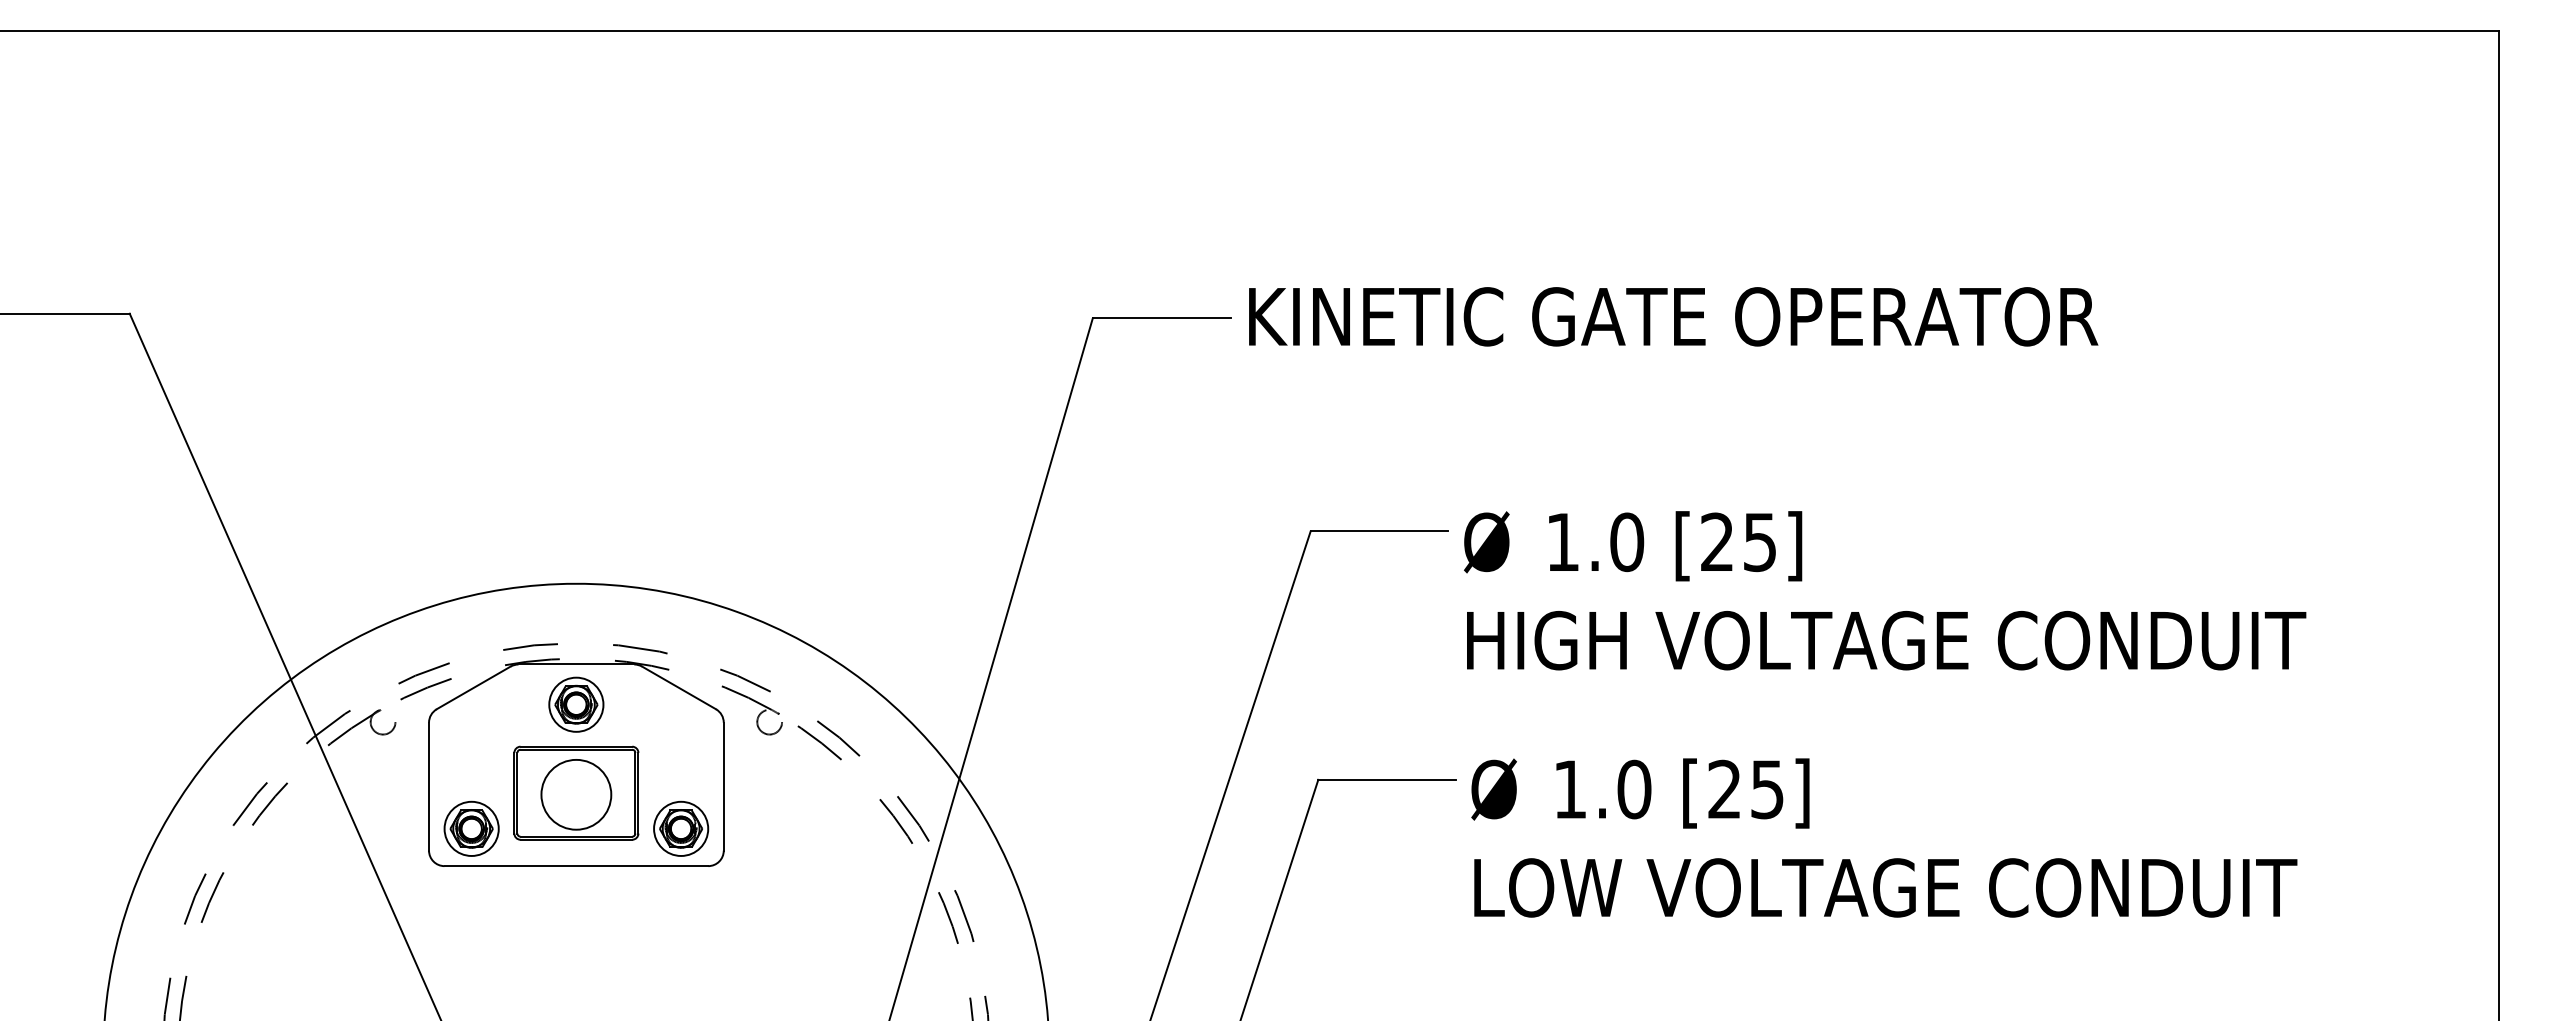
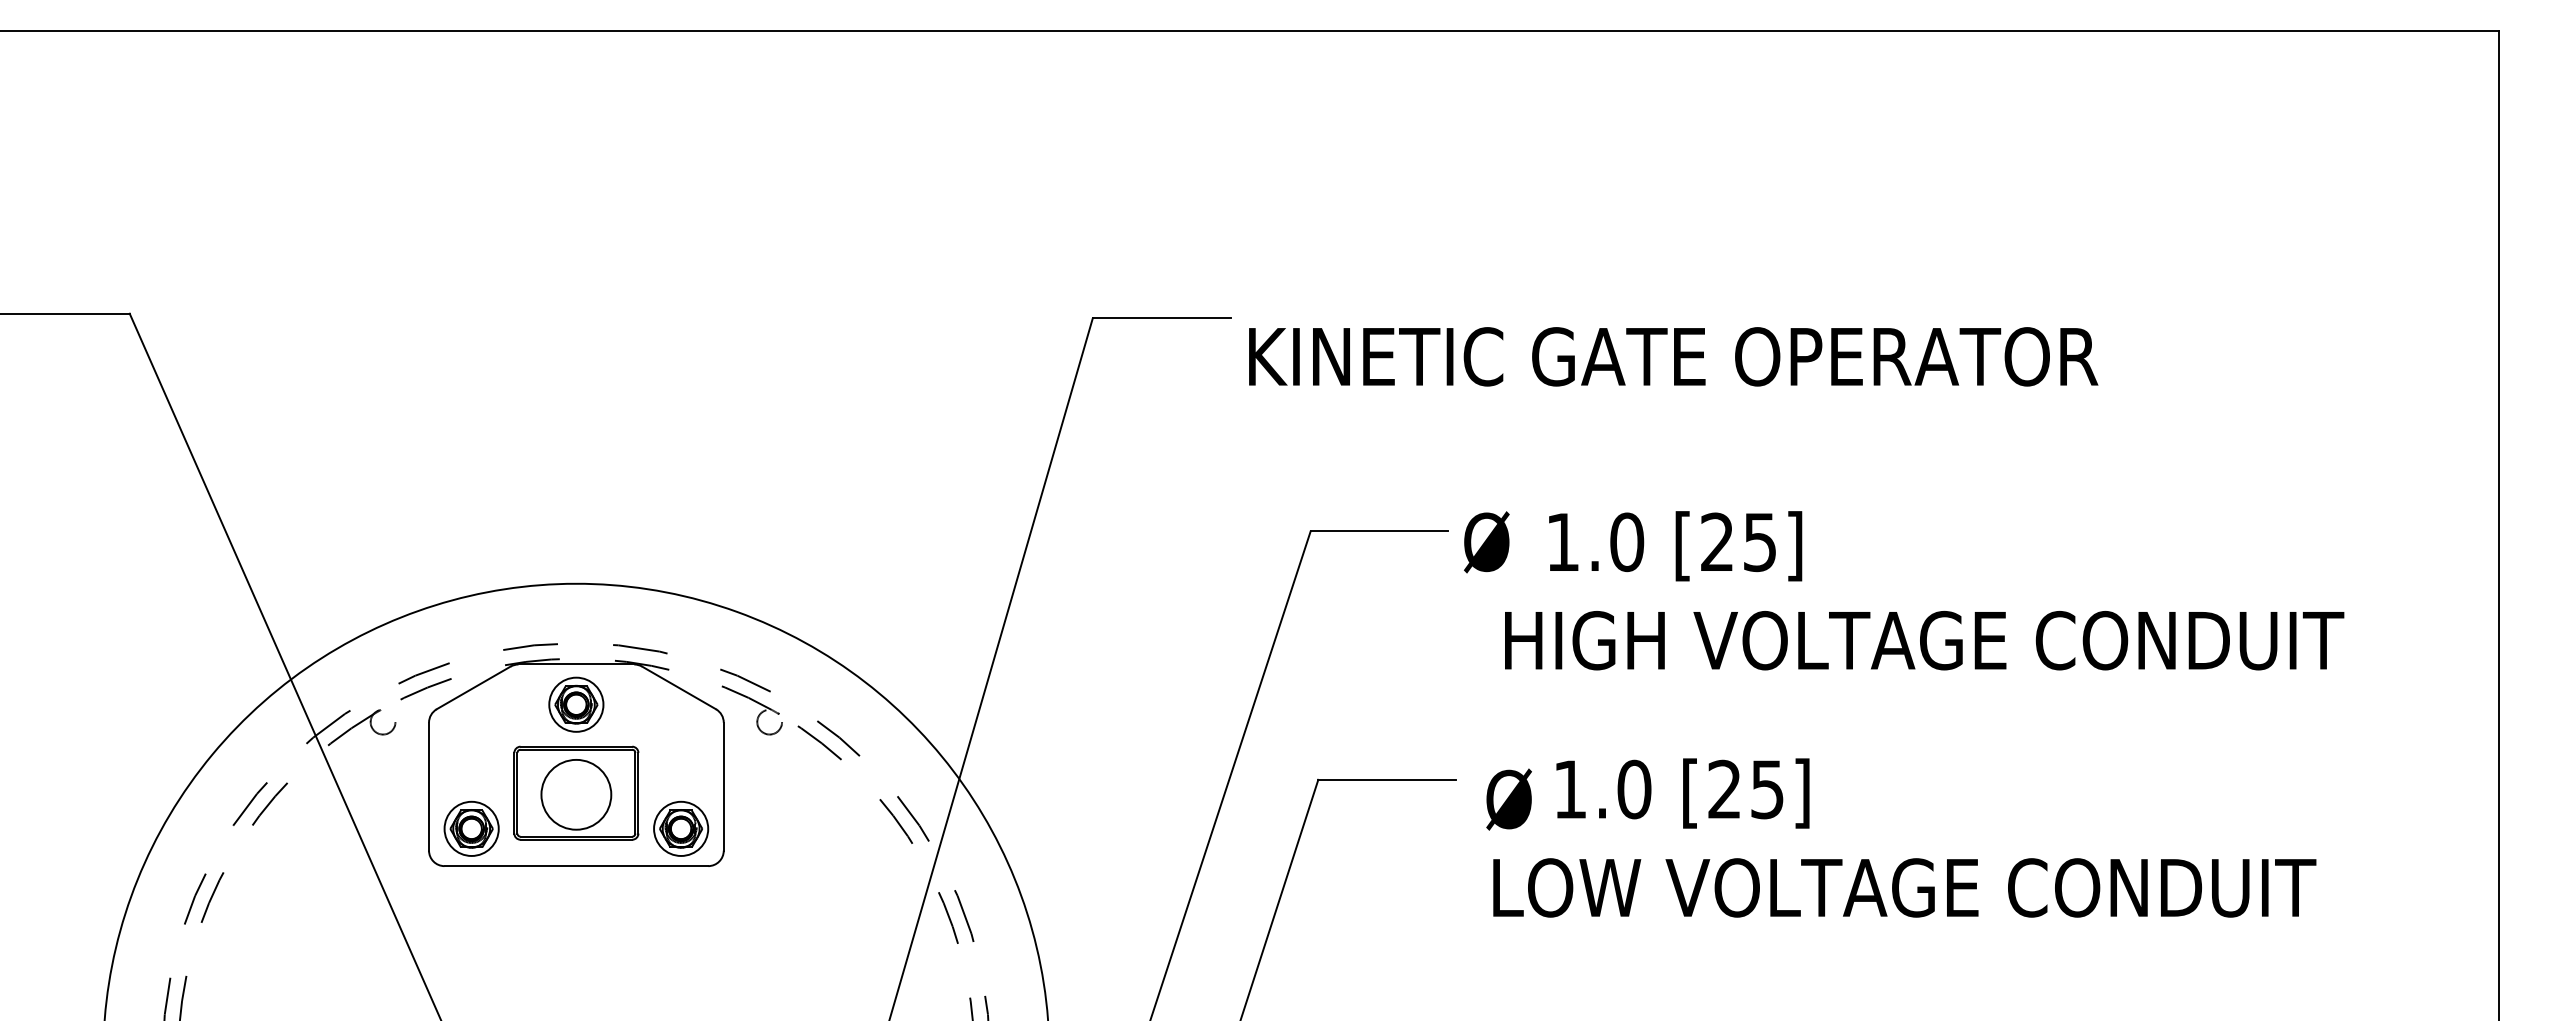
text position: (1673, 316) -> (1673, 356) (1673, 356)
text position: (1886, 640) -> (1924, 640) (1924, 640)
text position: (1493, 789) -> (1508, 799) (1508, 799)
text position: (1885, 887) -> (1904, 887) (1904, 887)
